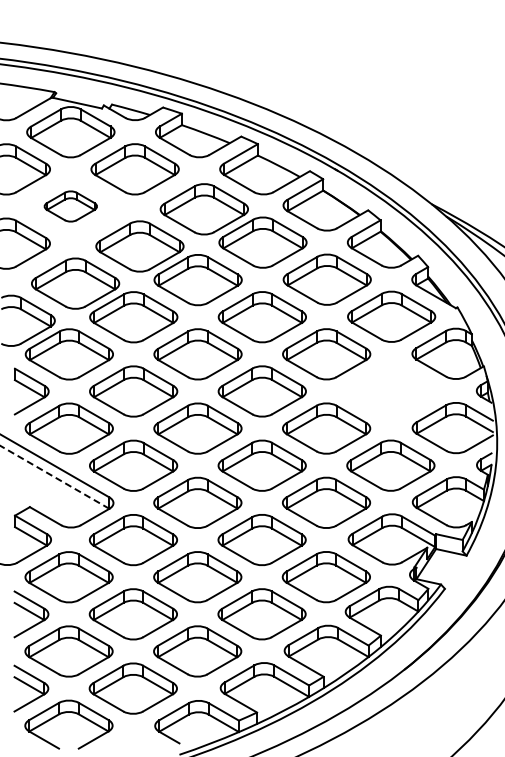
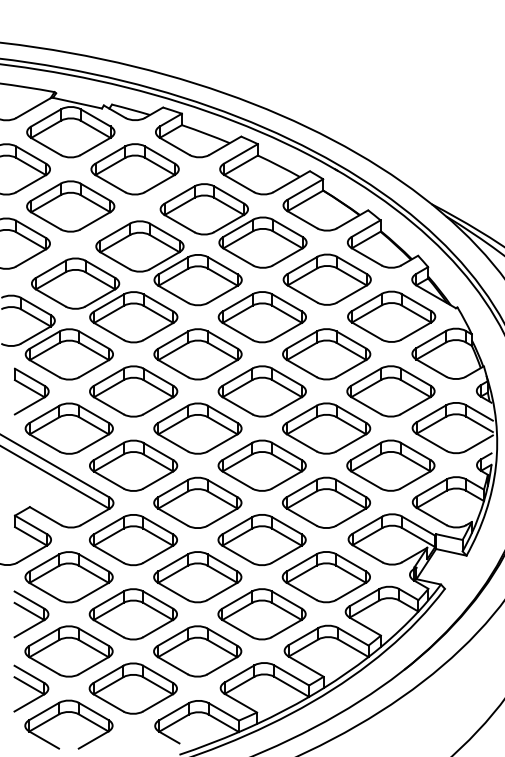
part size: 55x33 px -> 90x53 px (70, 206)
part: none -> present (390, 391)
line: dashed -> solid (54, 477)
